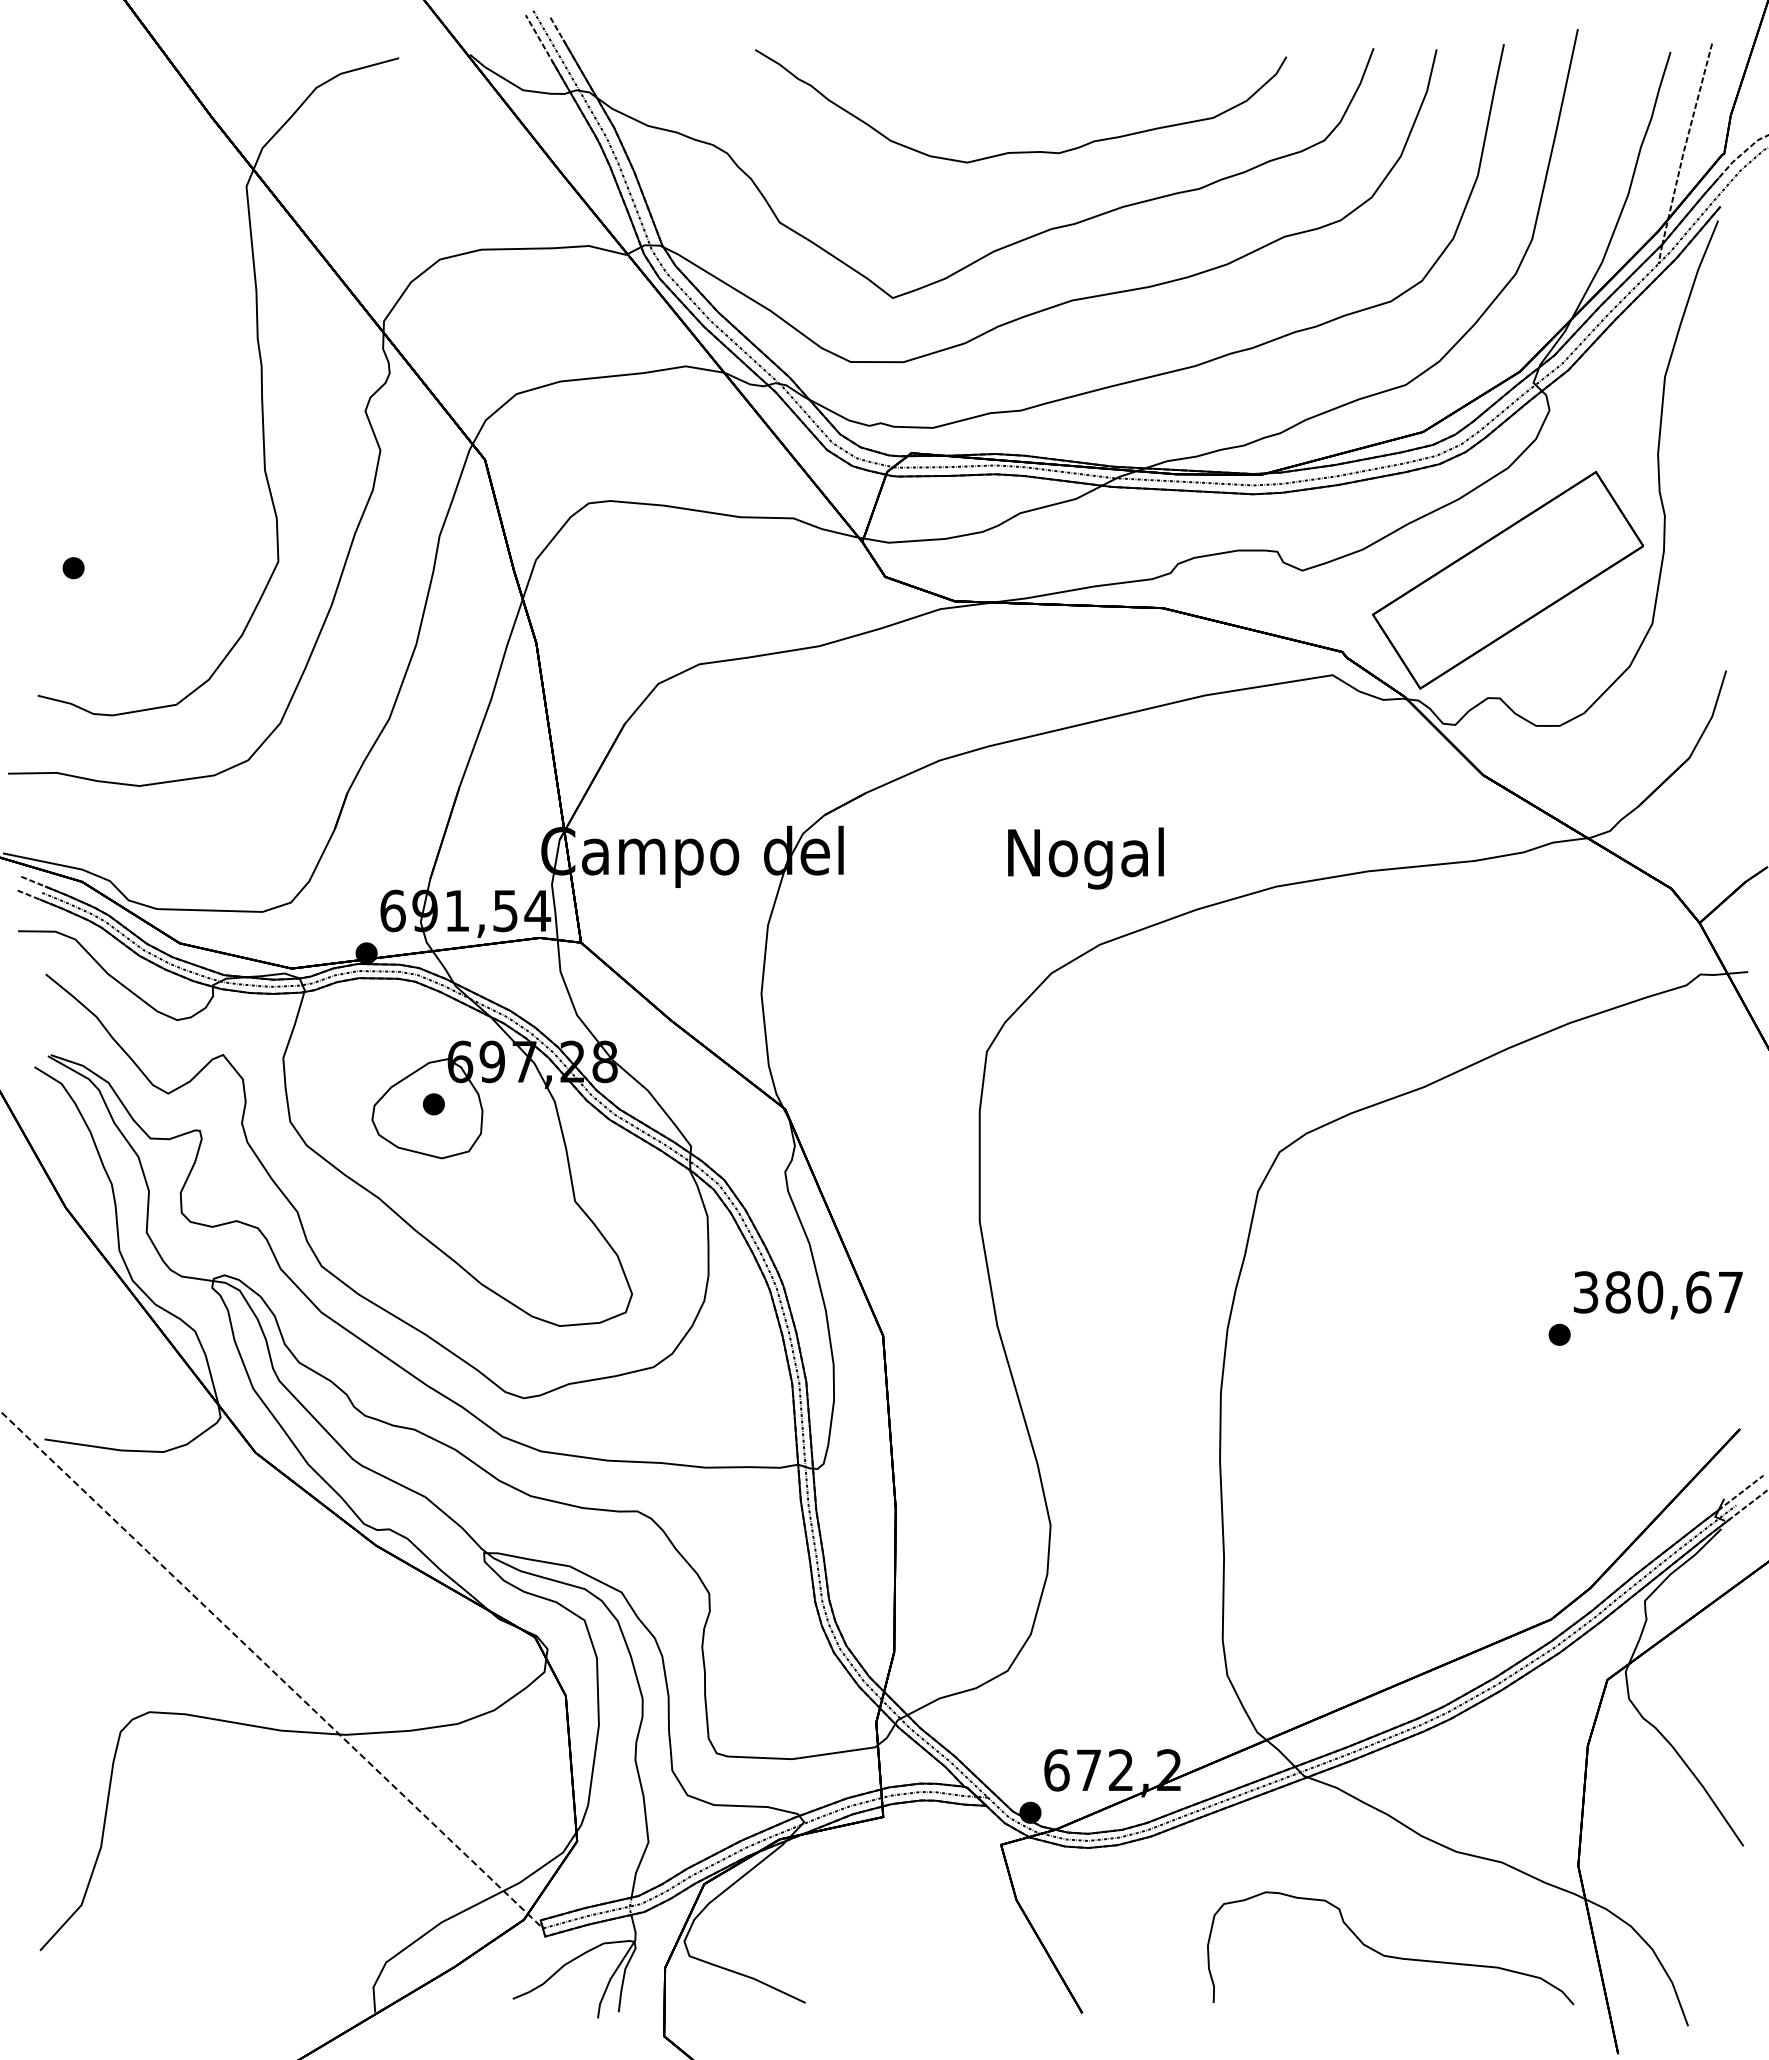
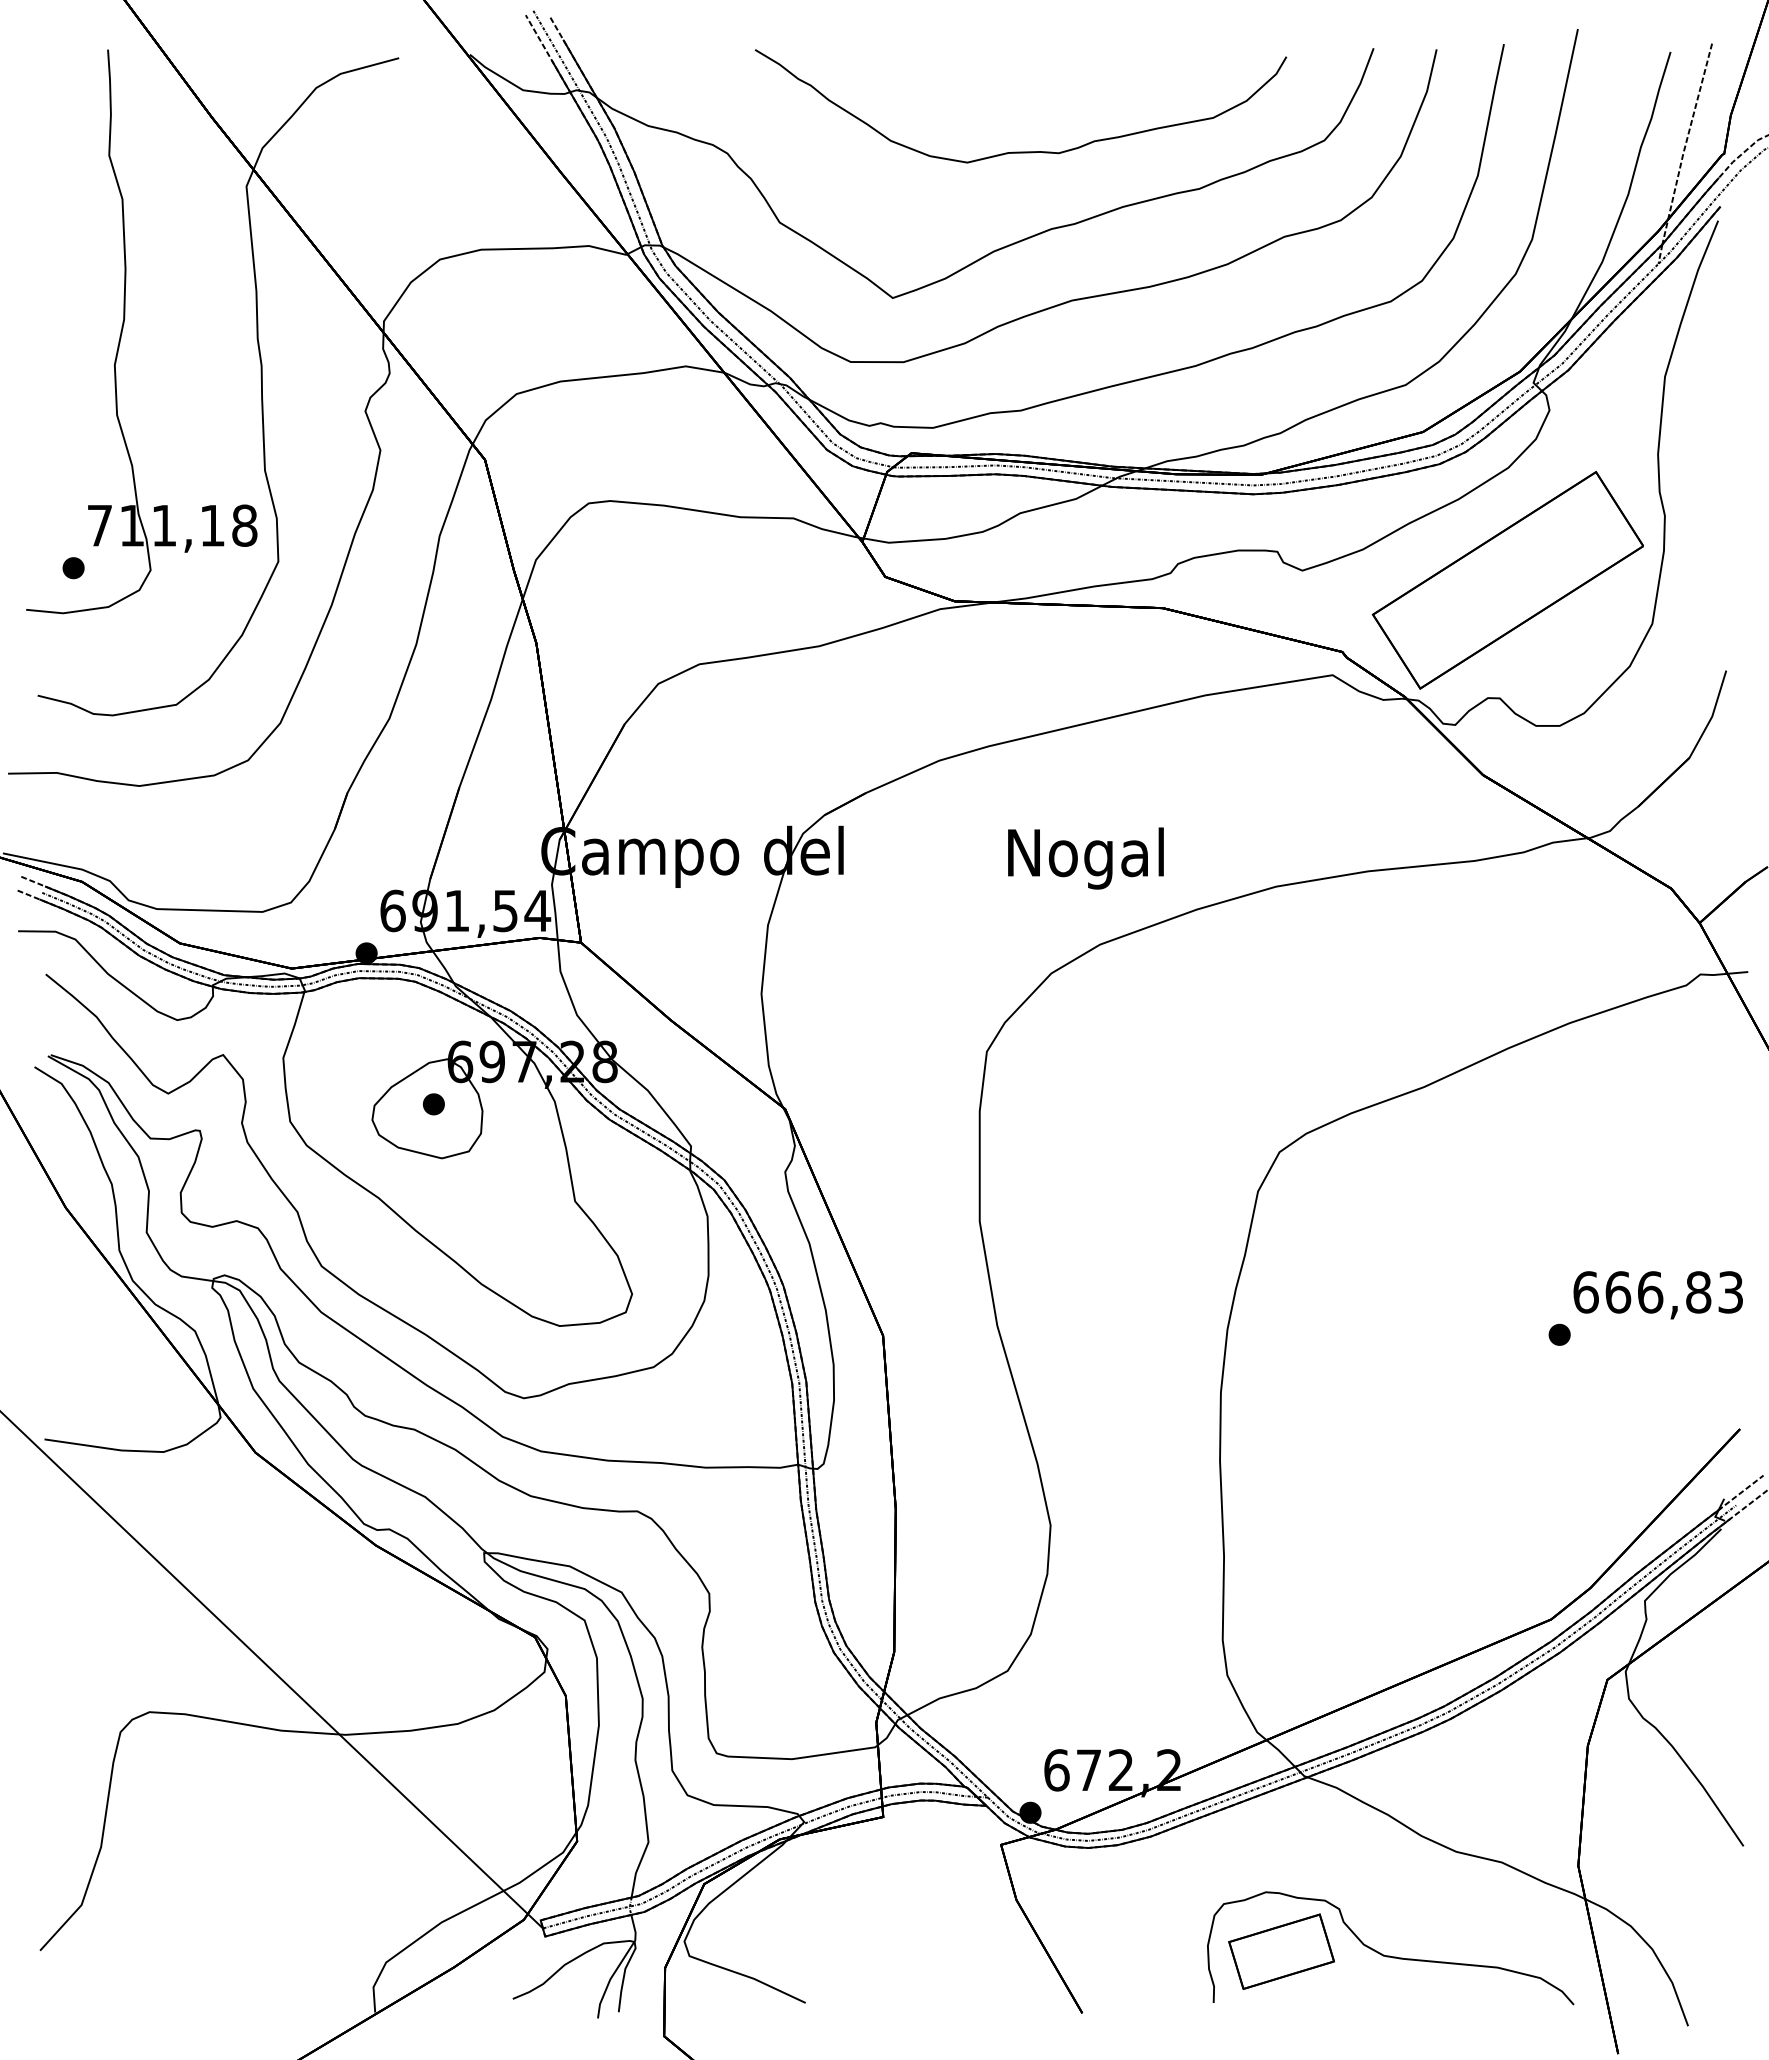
part: none -> present (123, 328)
text: 380,67 -> 666,83 (1657, 1292)
line: dashed -> solid (271, 1669)
part: none -> present (1281, 1951)
